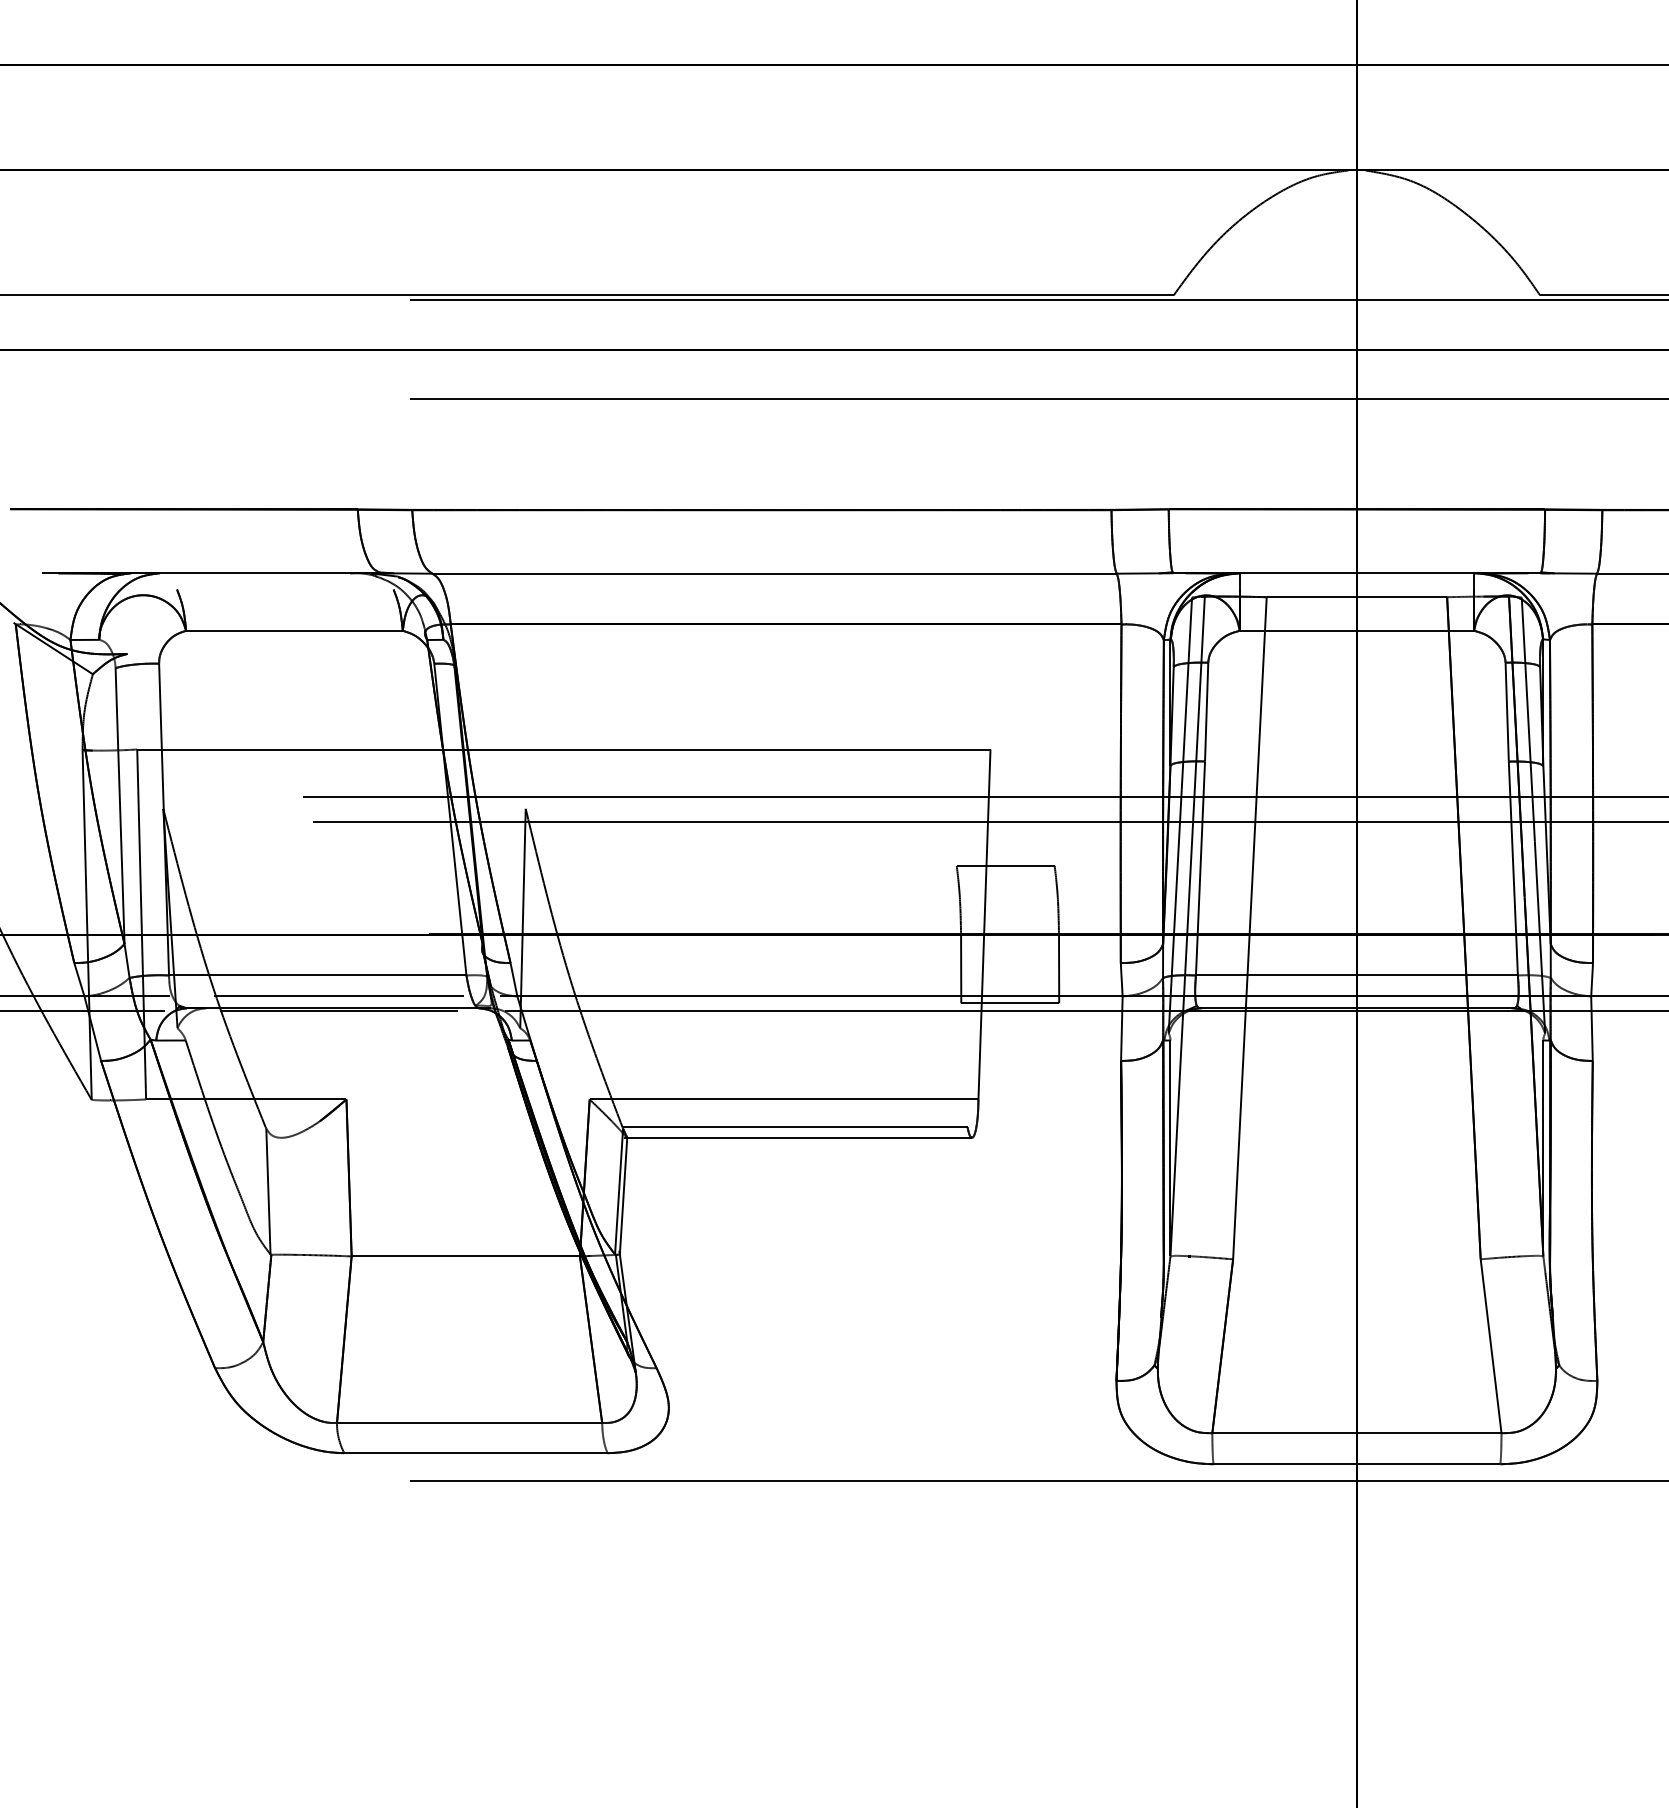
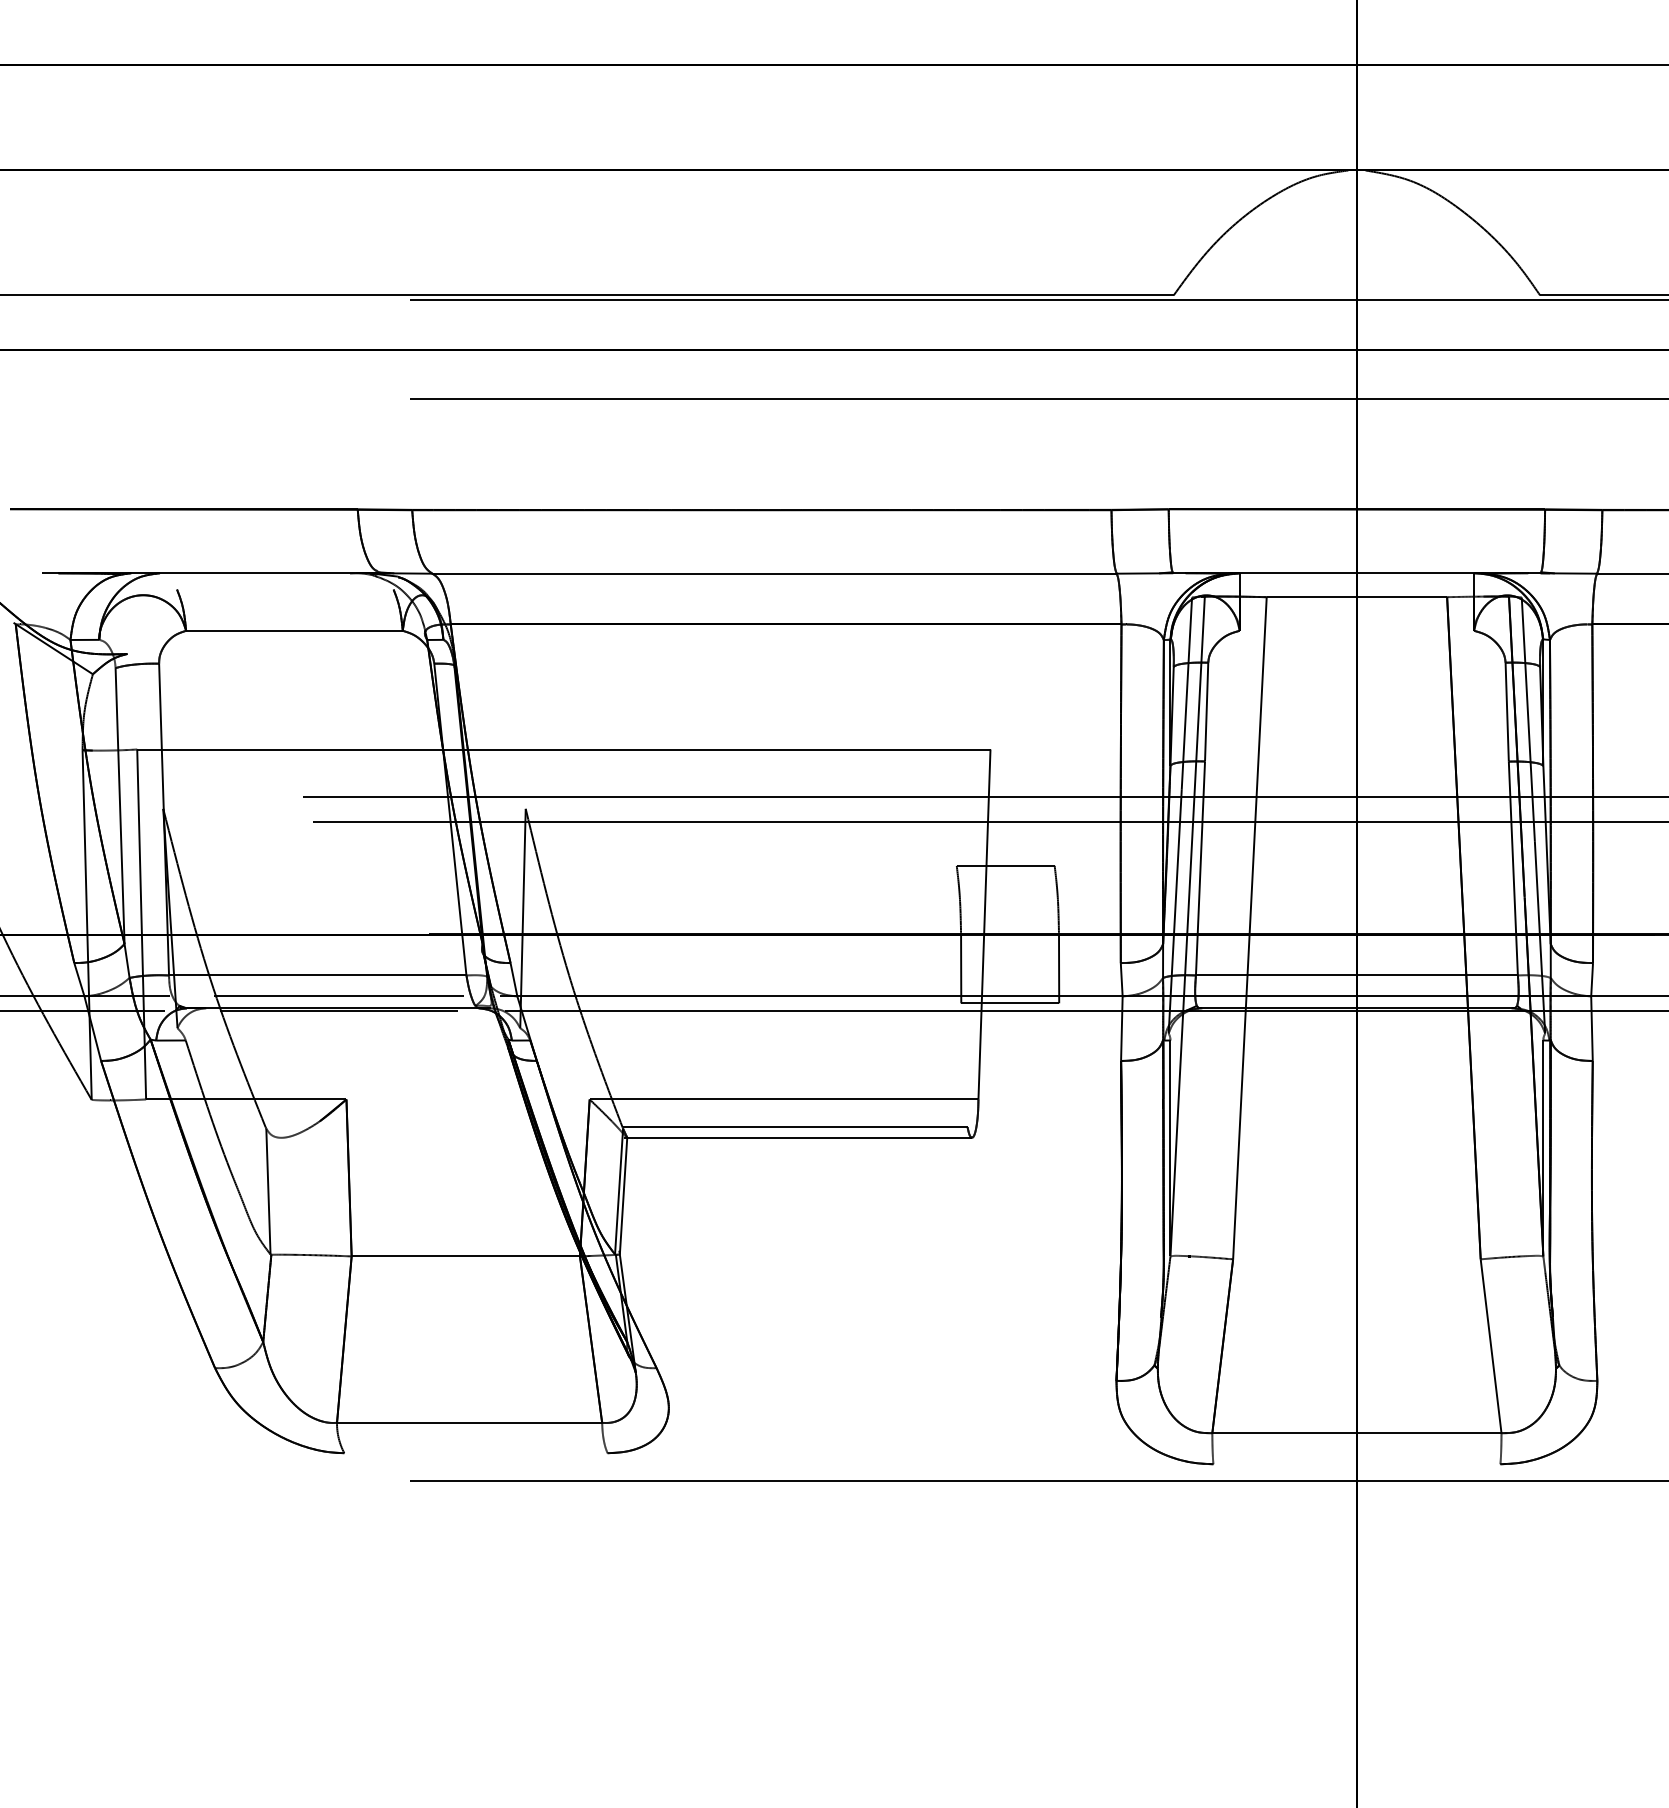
line: present -> none (1356, 630)
line: present -> none (475, 1453)
line: present -> none (1356, 1464)
